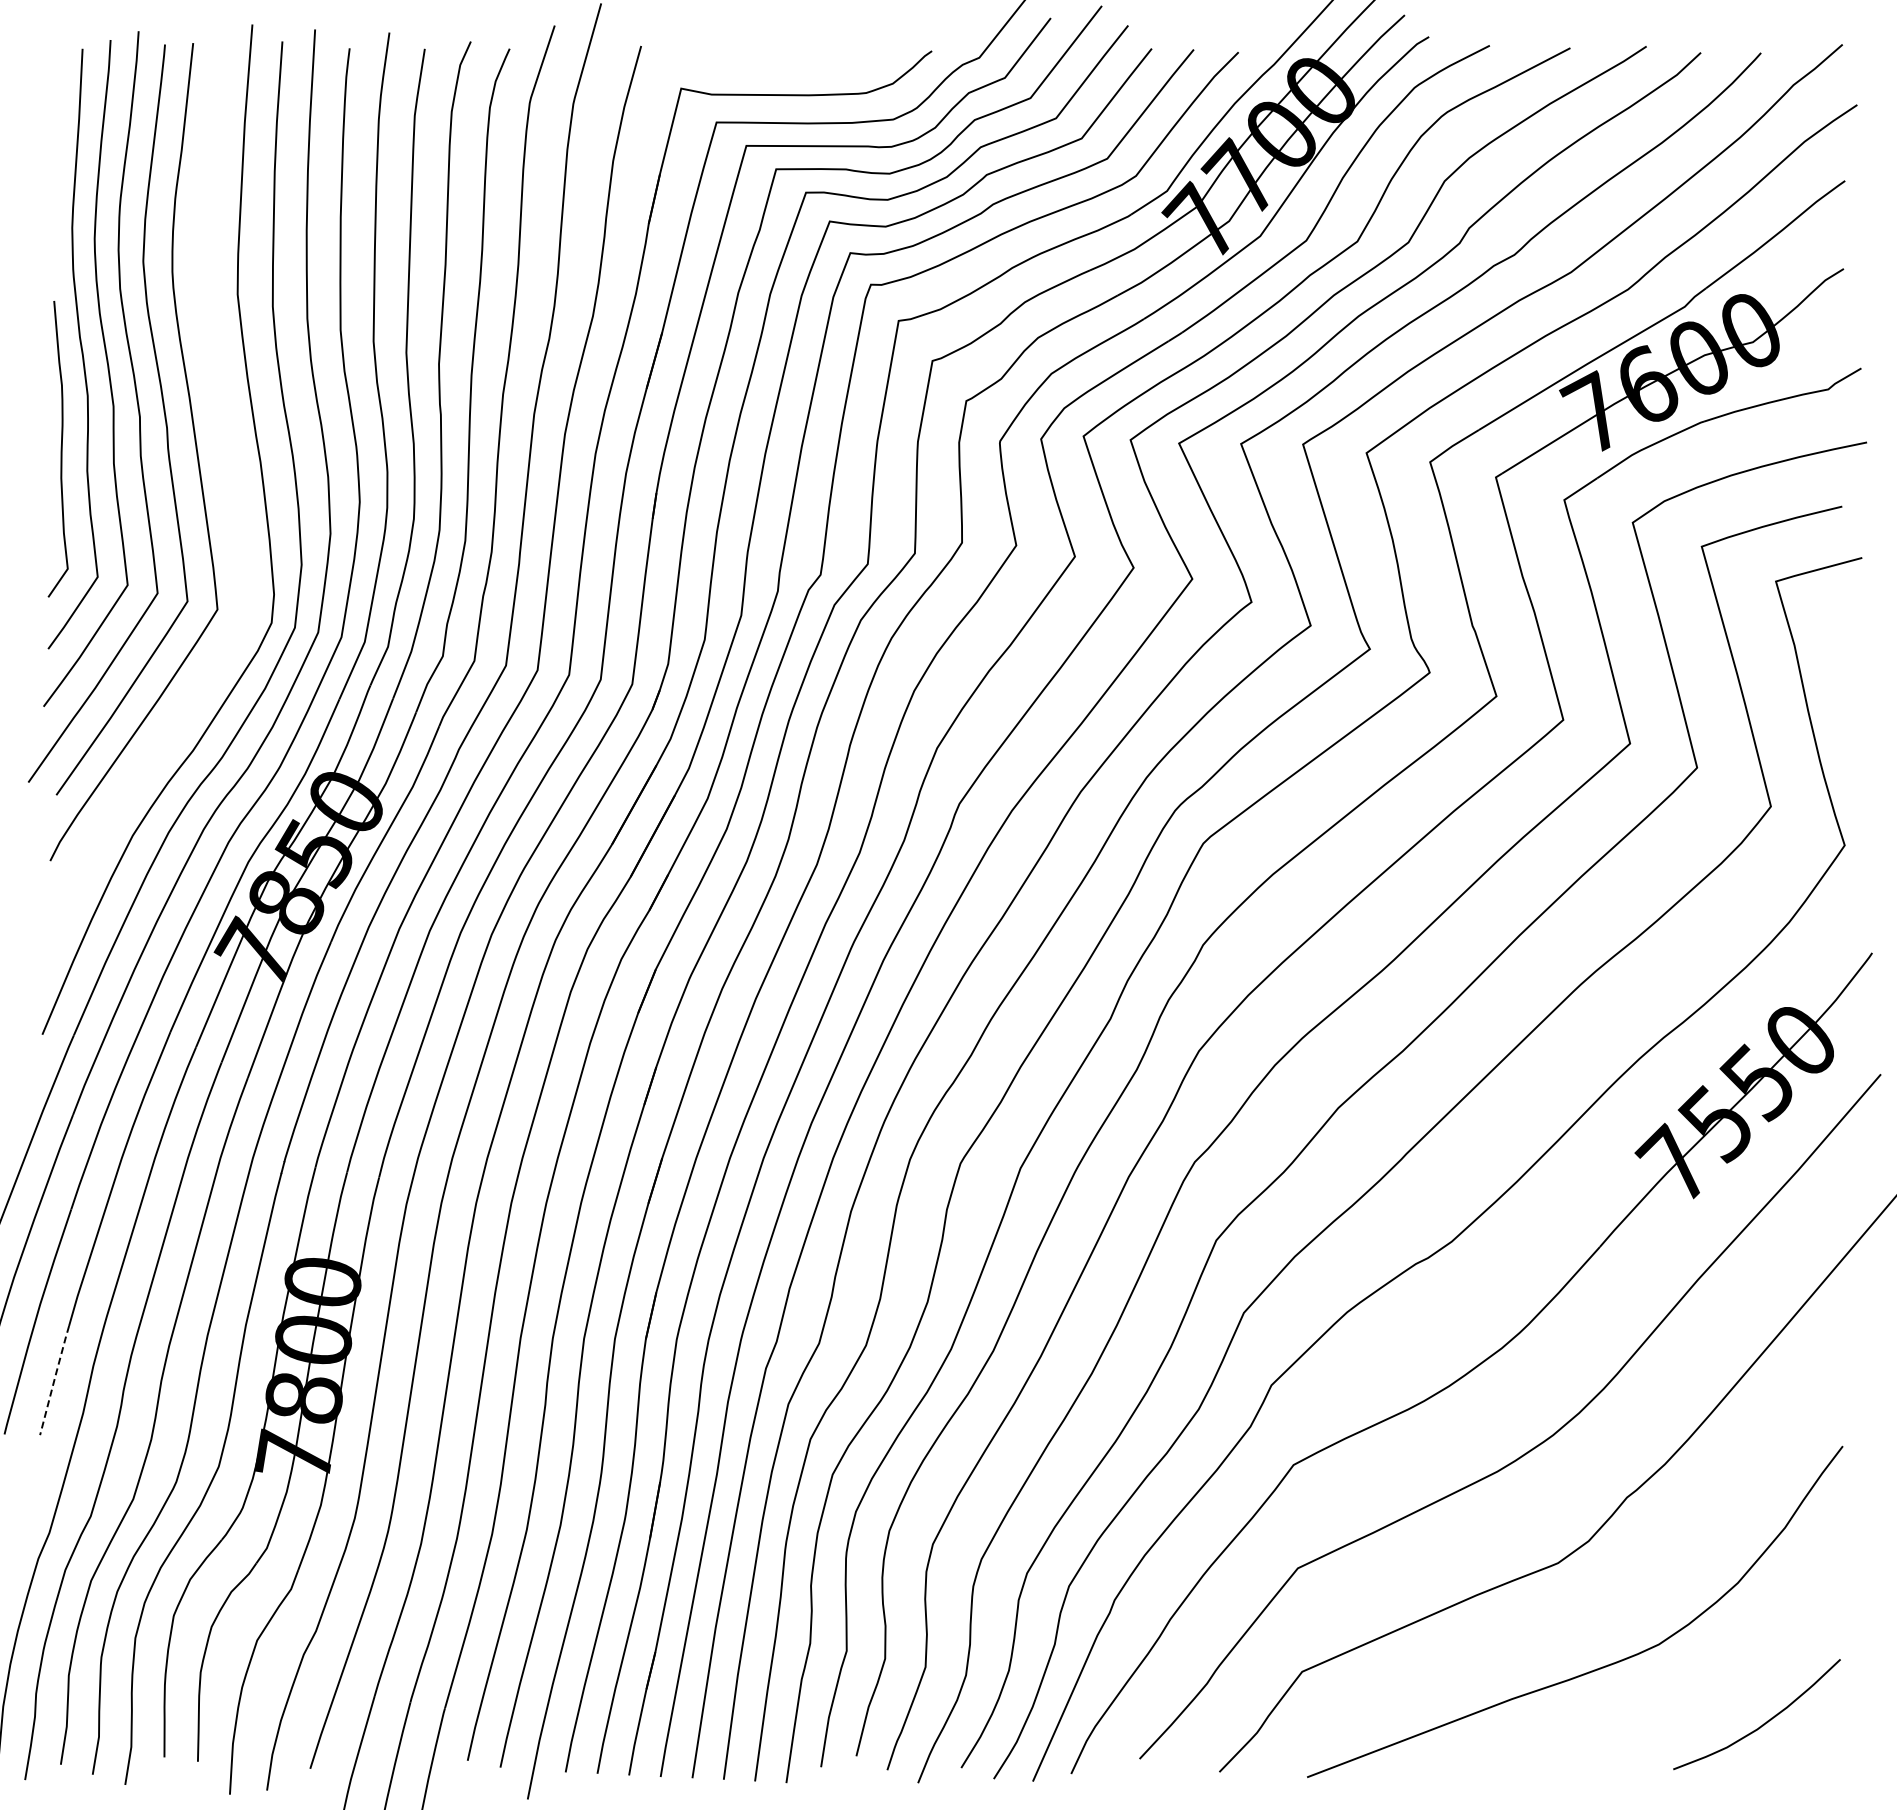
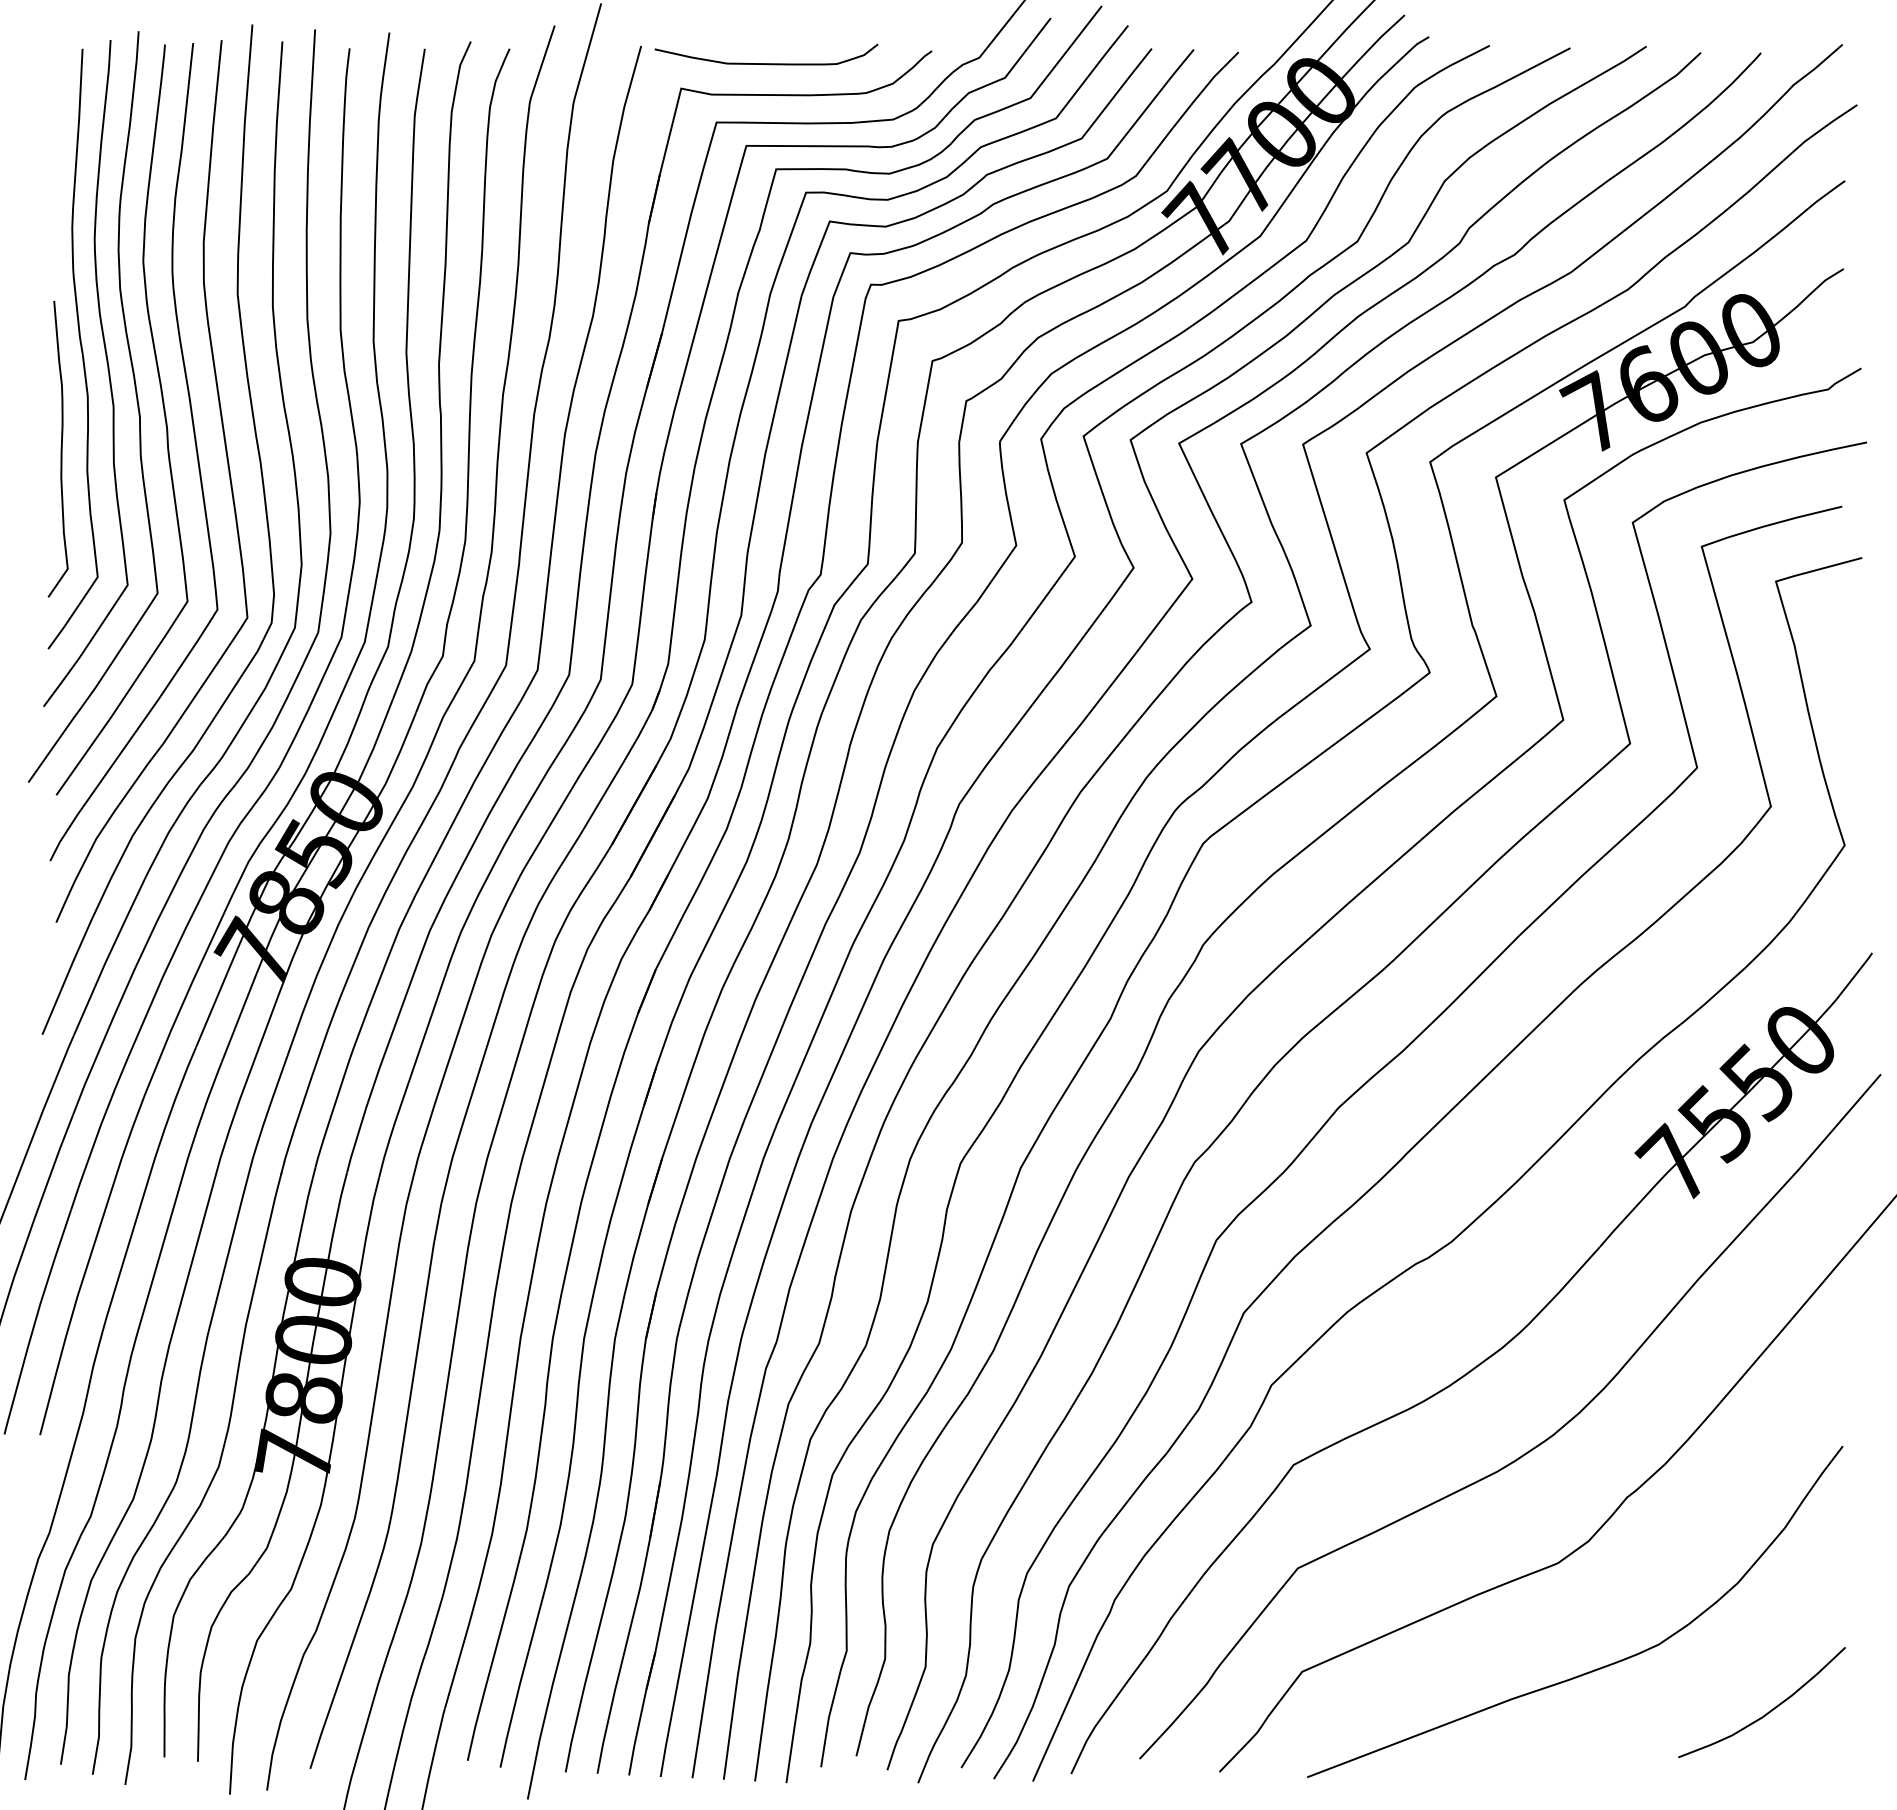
curve: none -> present (766, 63)
curve: none -> present (228, 473)
line: dashed -> solid (54, 1379)
curve position: (1763, 1723) -> (1768, 1711) (1768, 1711)
